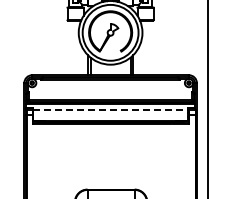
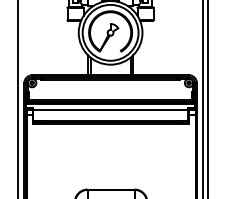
line: none -> present (17, 98)
line: none -> present (203, 98)
line: dashed -> solid (111, 109)
